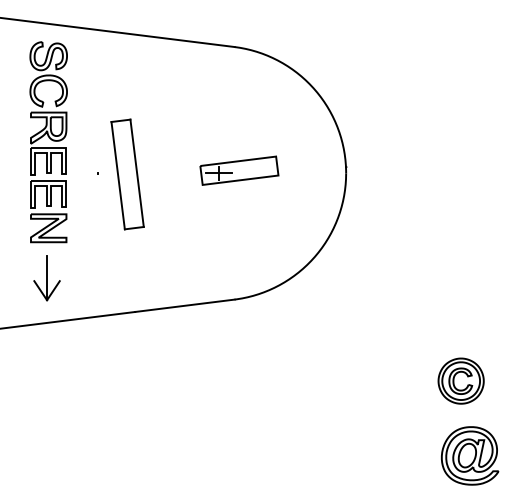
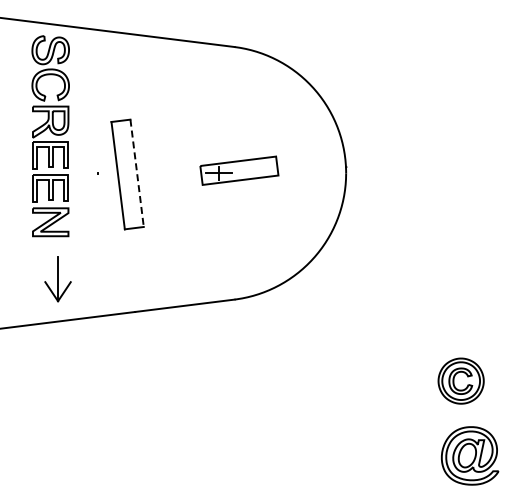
part position: (48, 142) -> (50, 136) (50, 136)
line: solid -> dashed (137, 173)
part position: (46, 278) -> (57, 279) (57, 279)
